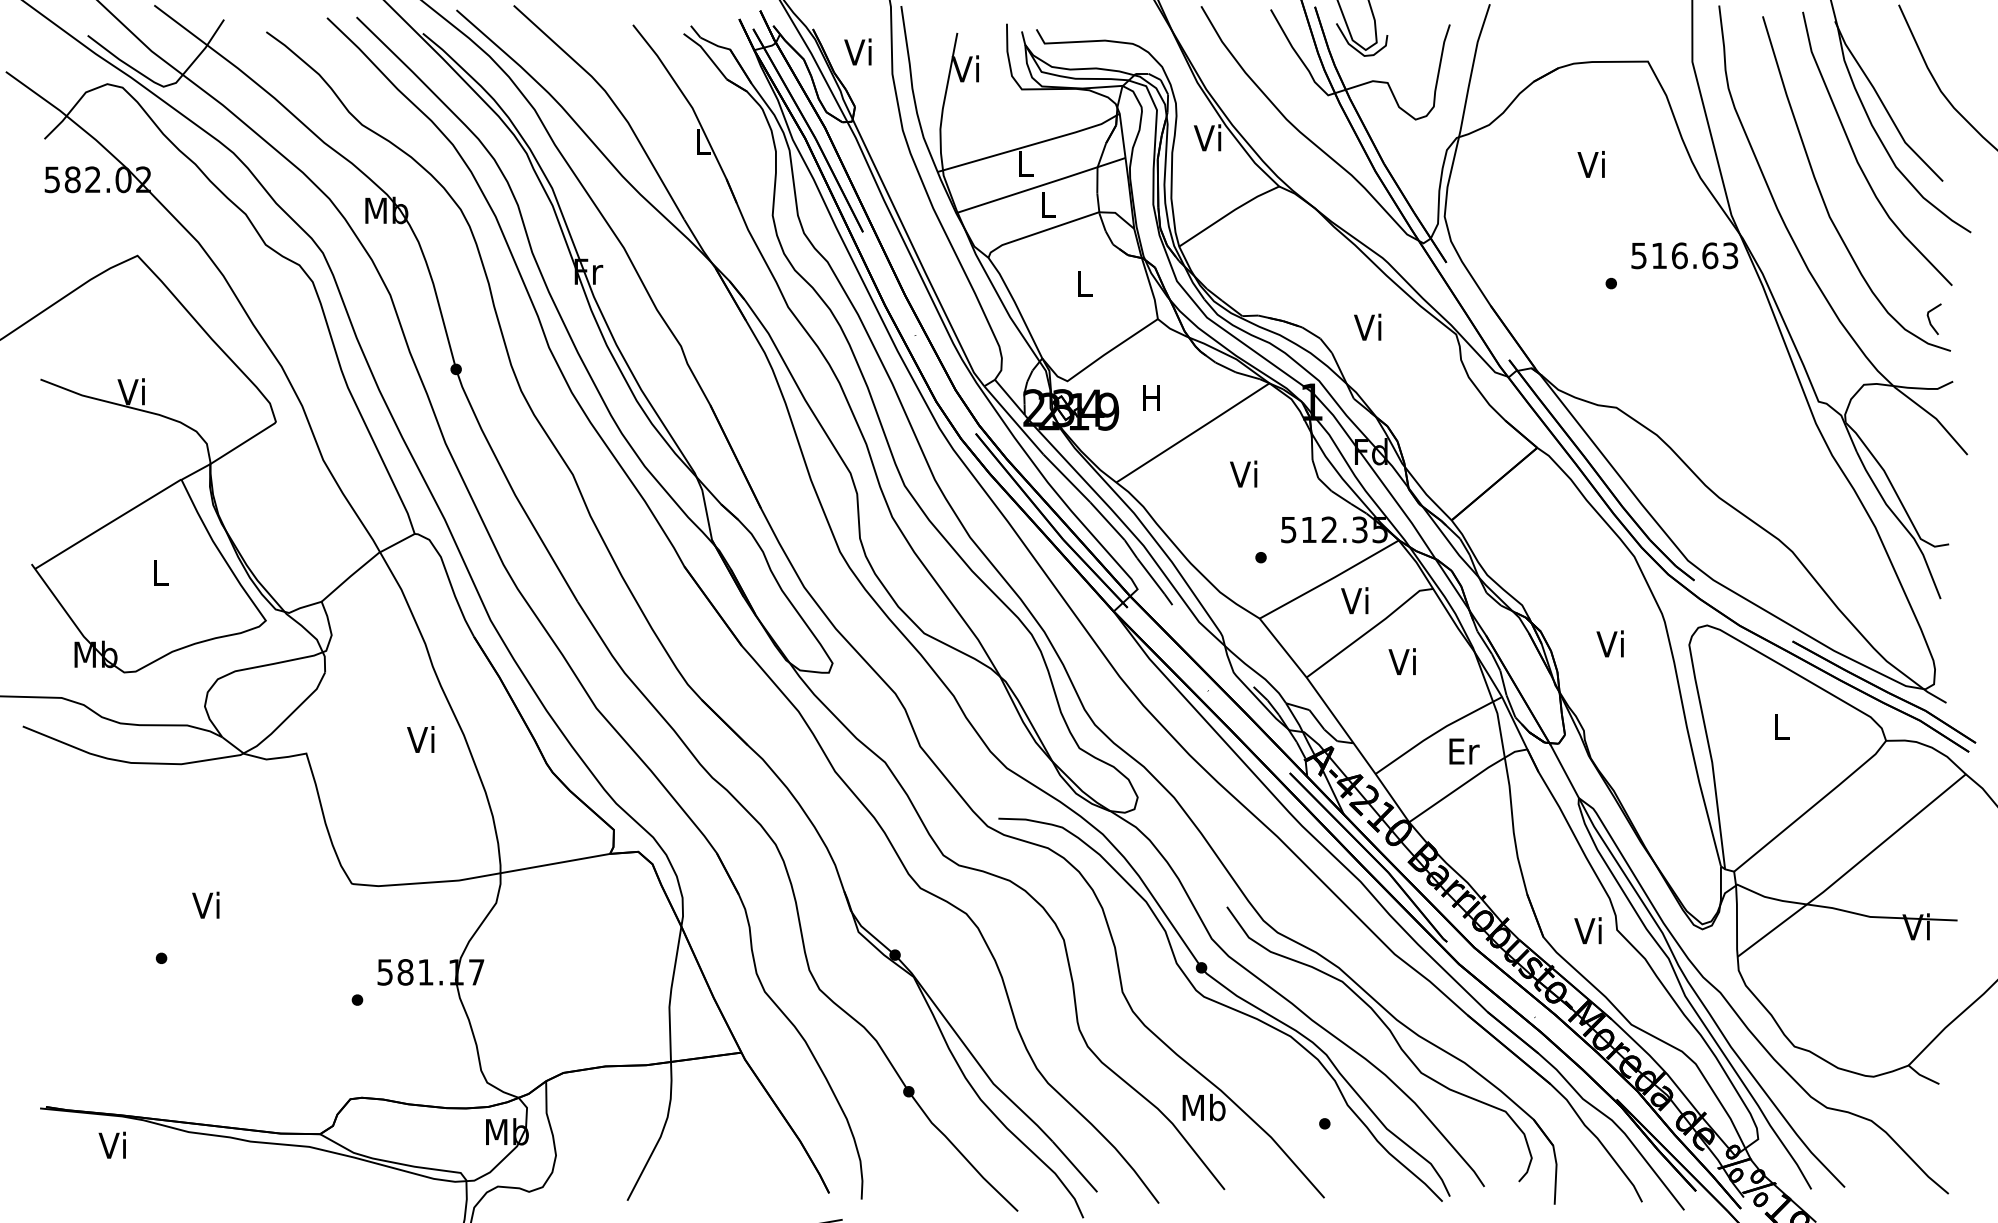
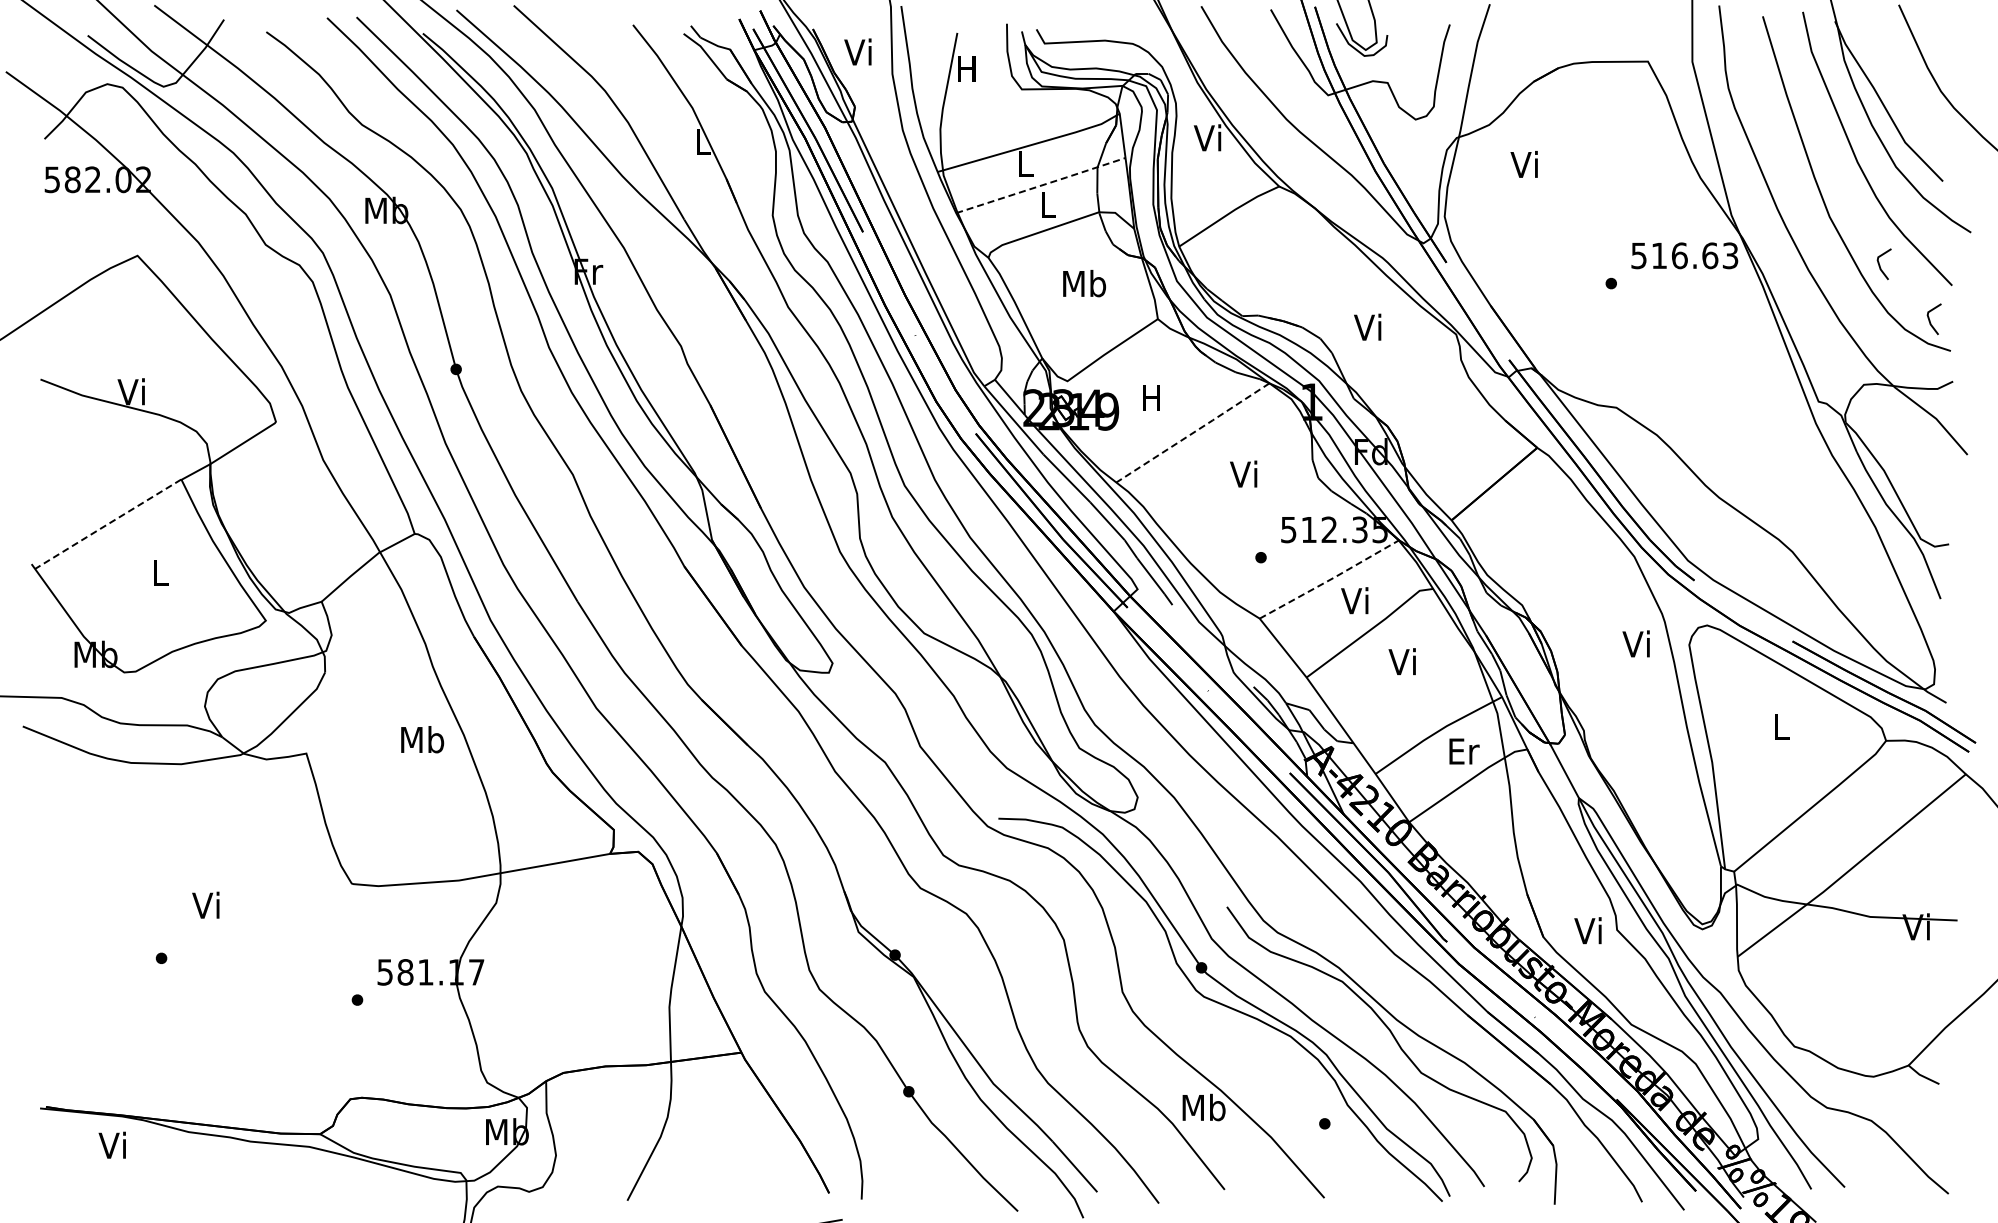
text: Vi -> H (964, 68)
text position: (1590, 164) -> (1523, 164) (1523, 164)
line: solid -> dashed (1041, 185)
line: none -> present (1880, 265)
text: L -> Mb (1084, 283)
line: solid -> dashed (1193, 432)
line: solid -> dashed (107, 524)
line: solid -> dashed (1330, 579)
text position: (1609, 643) -> (1635, 643) (1635, 643)
text: Vi -> Mb (422, 739)
